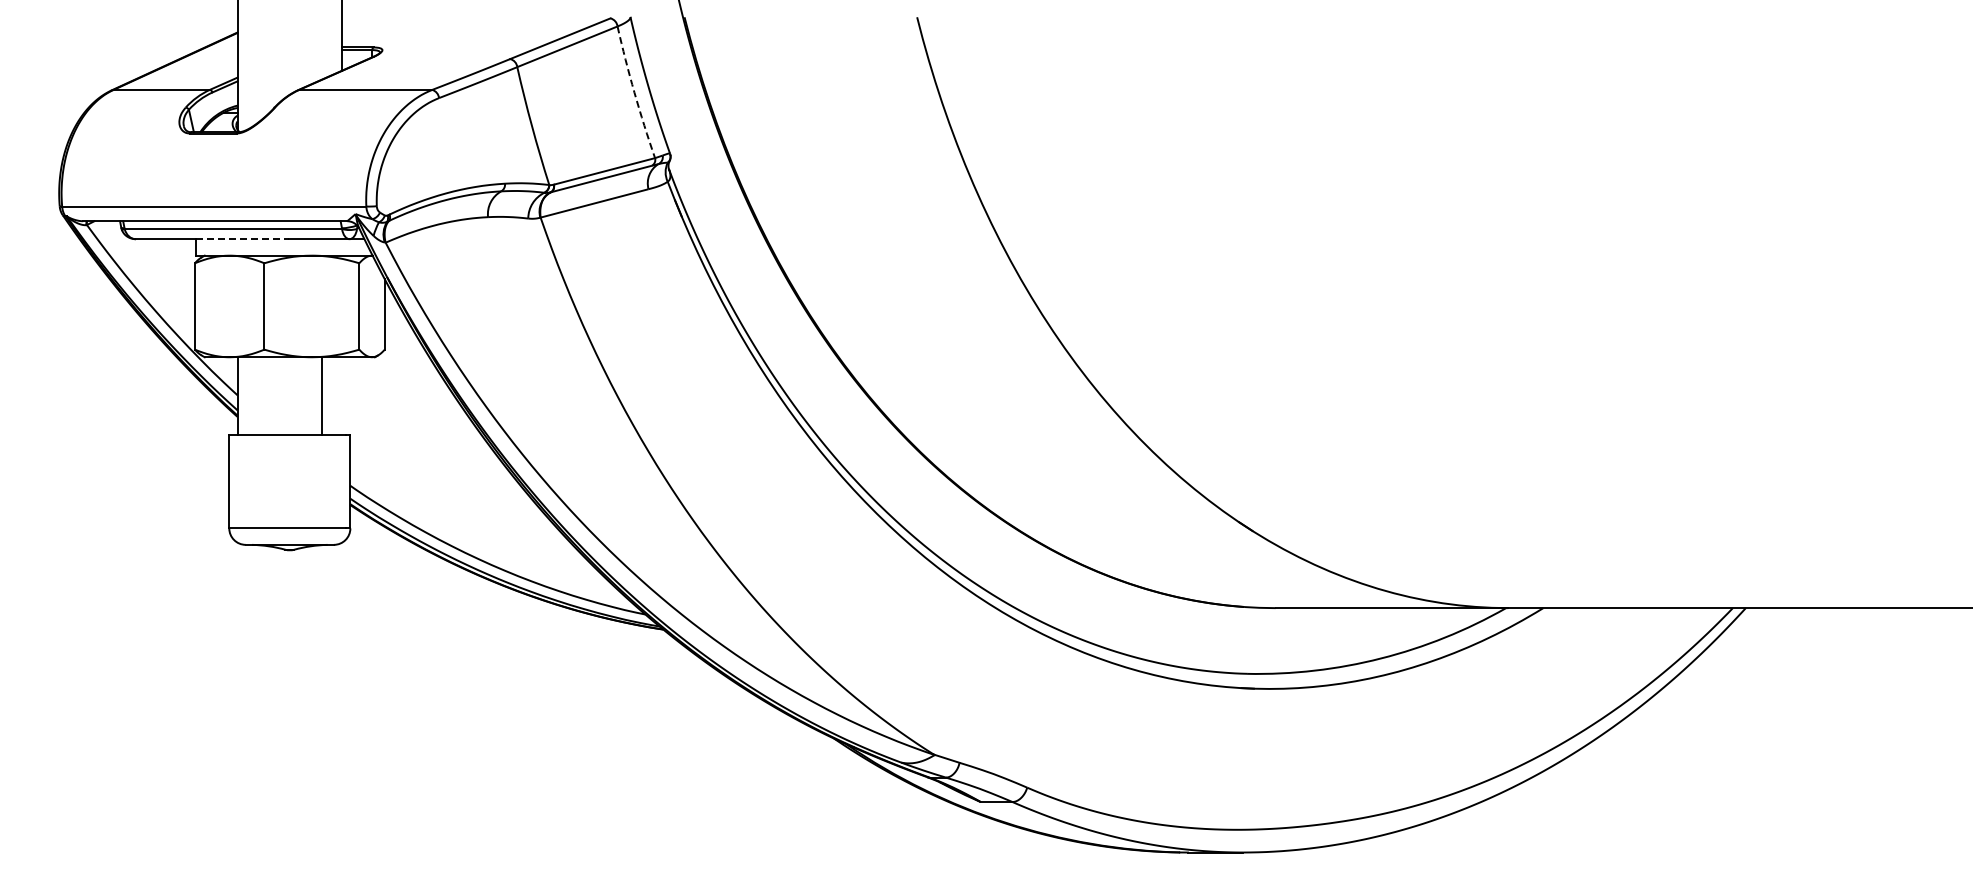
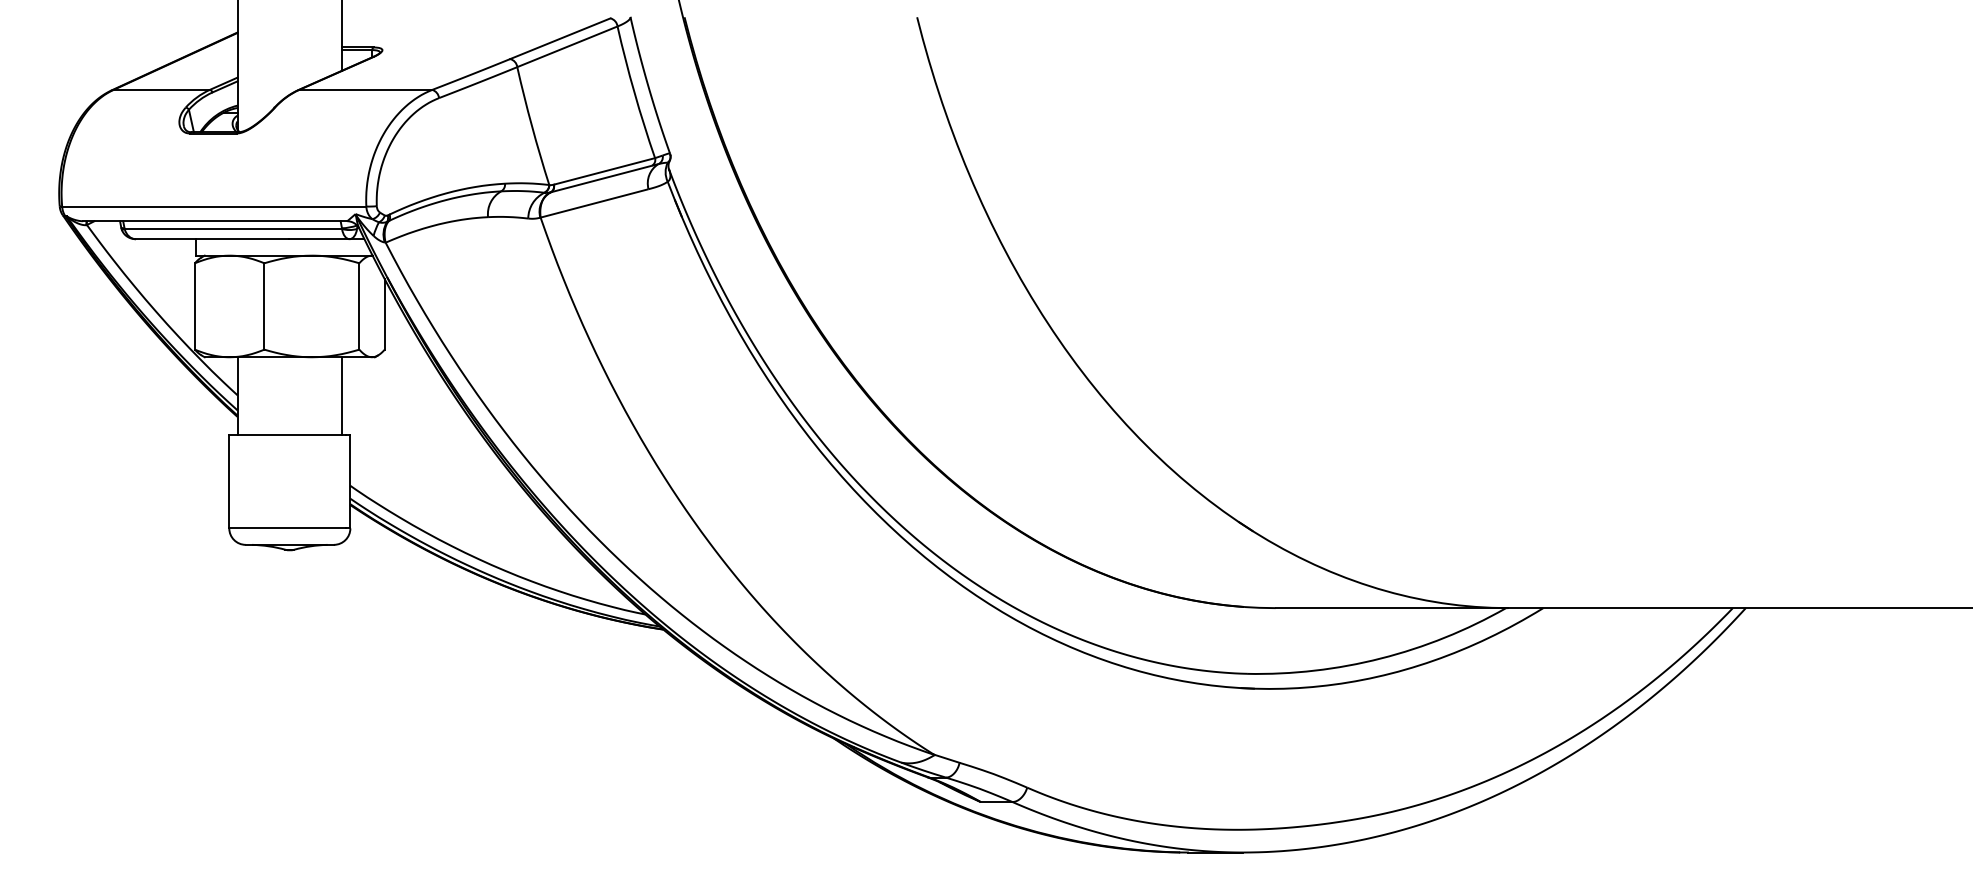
arc: dashed -> solid (634, 92)
line: dashed -> solid (243, 239)
line position: (322, 396) -> (342, 396) (342, 396)
